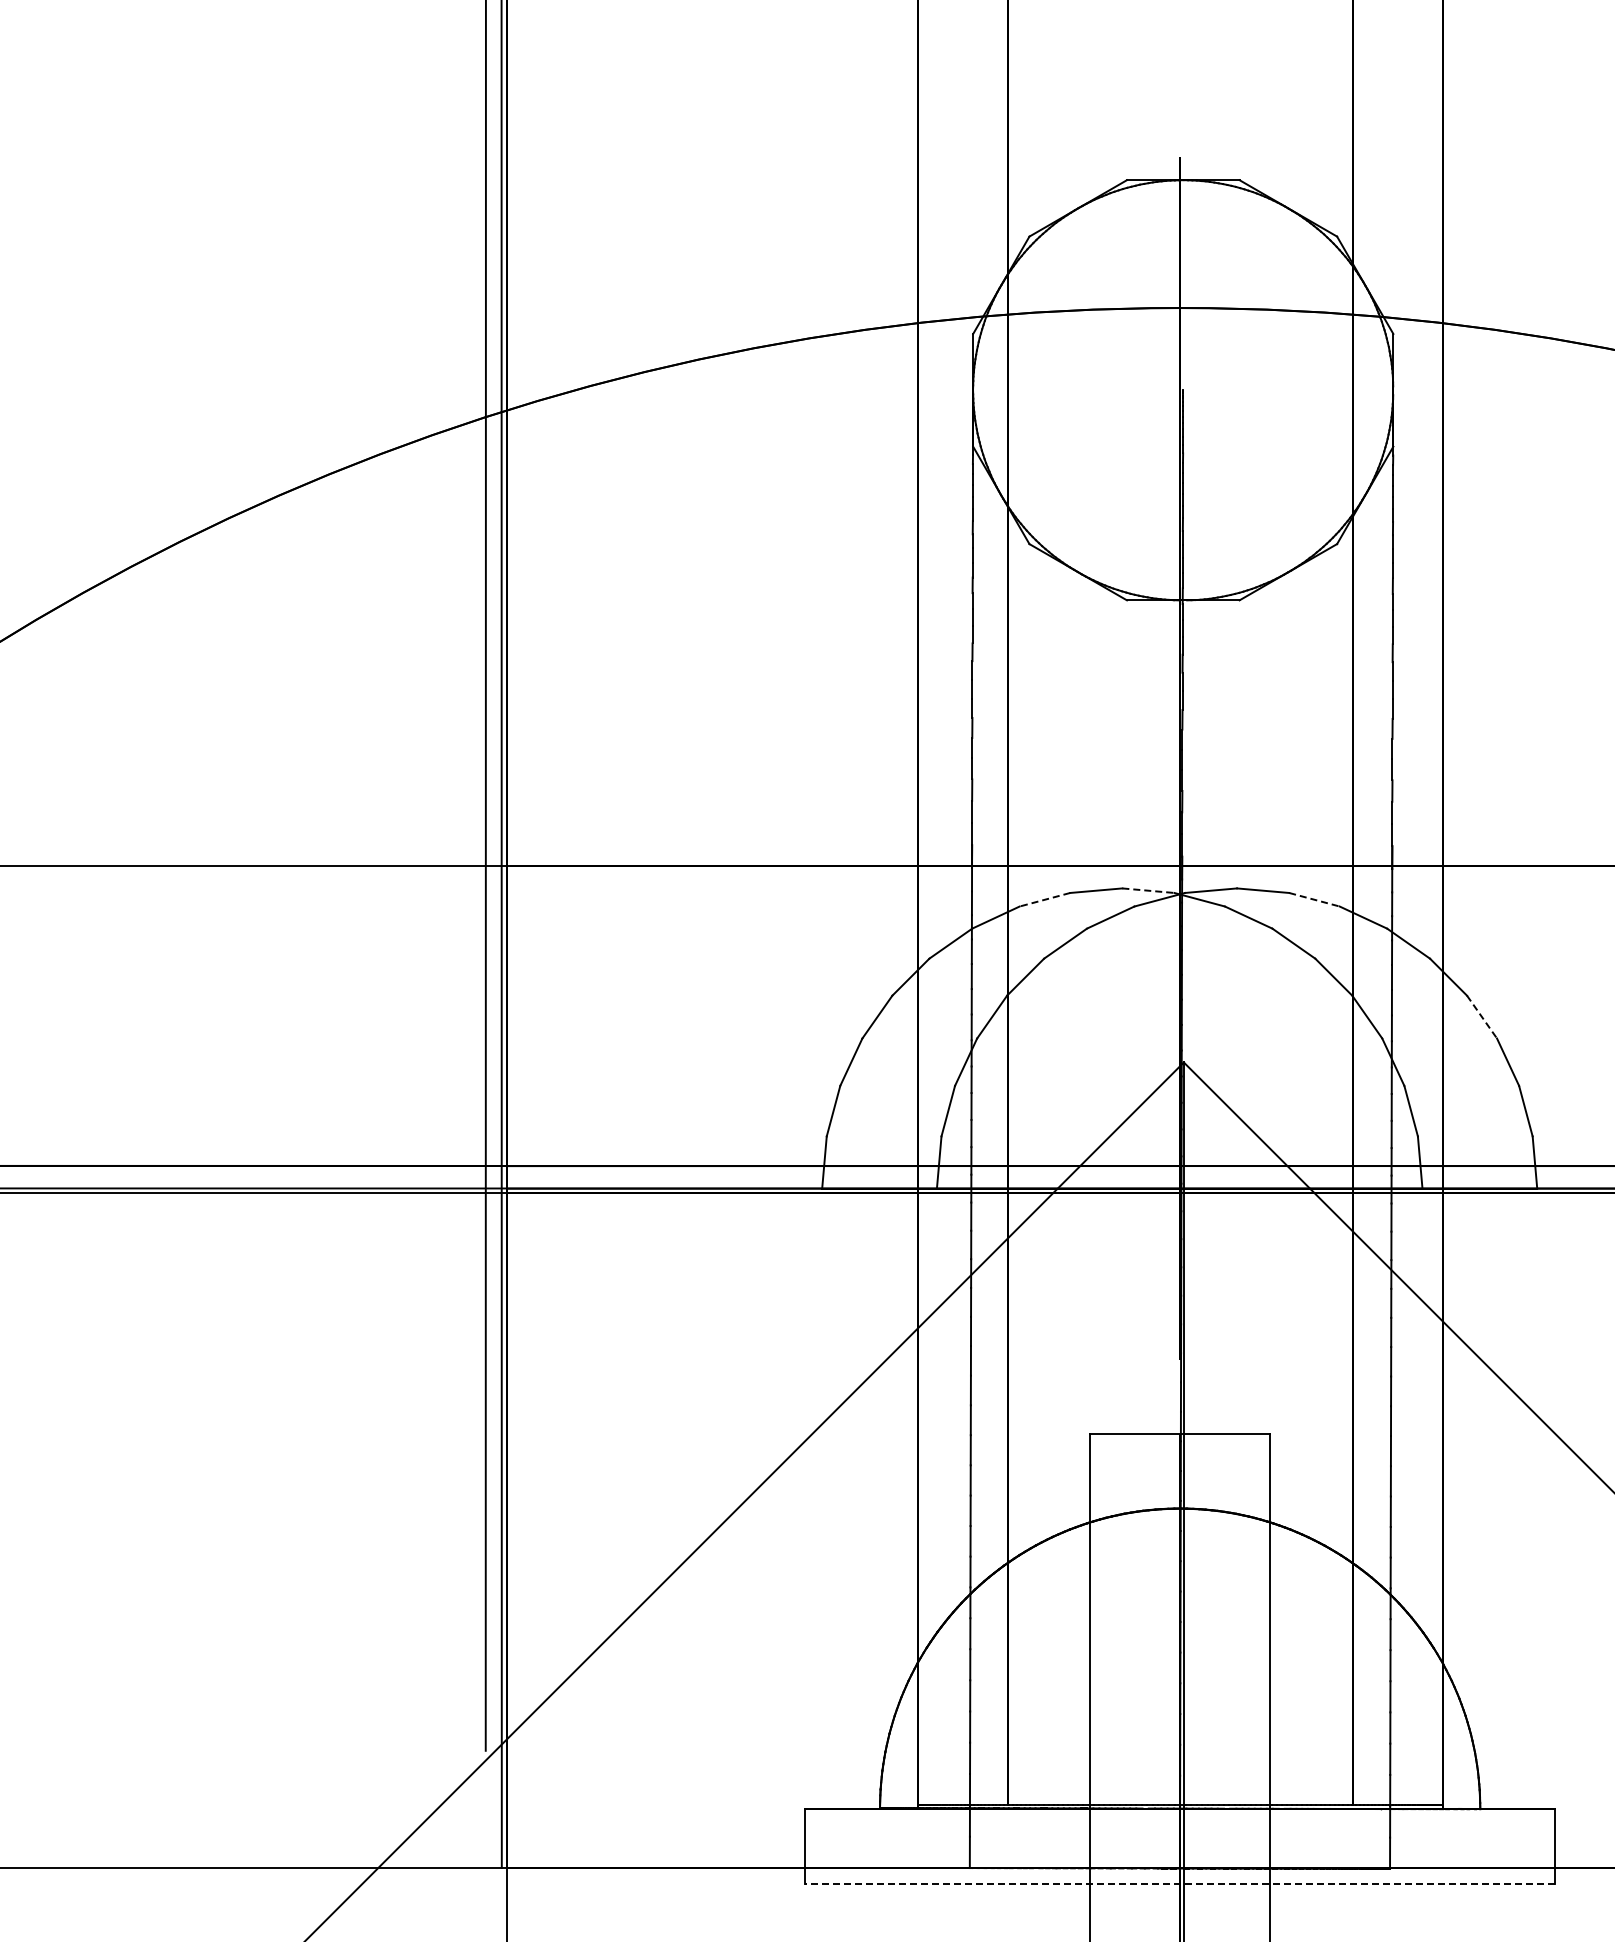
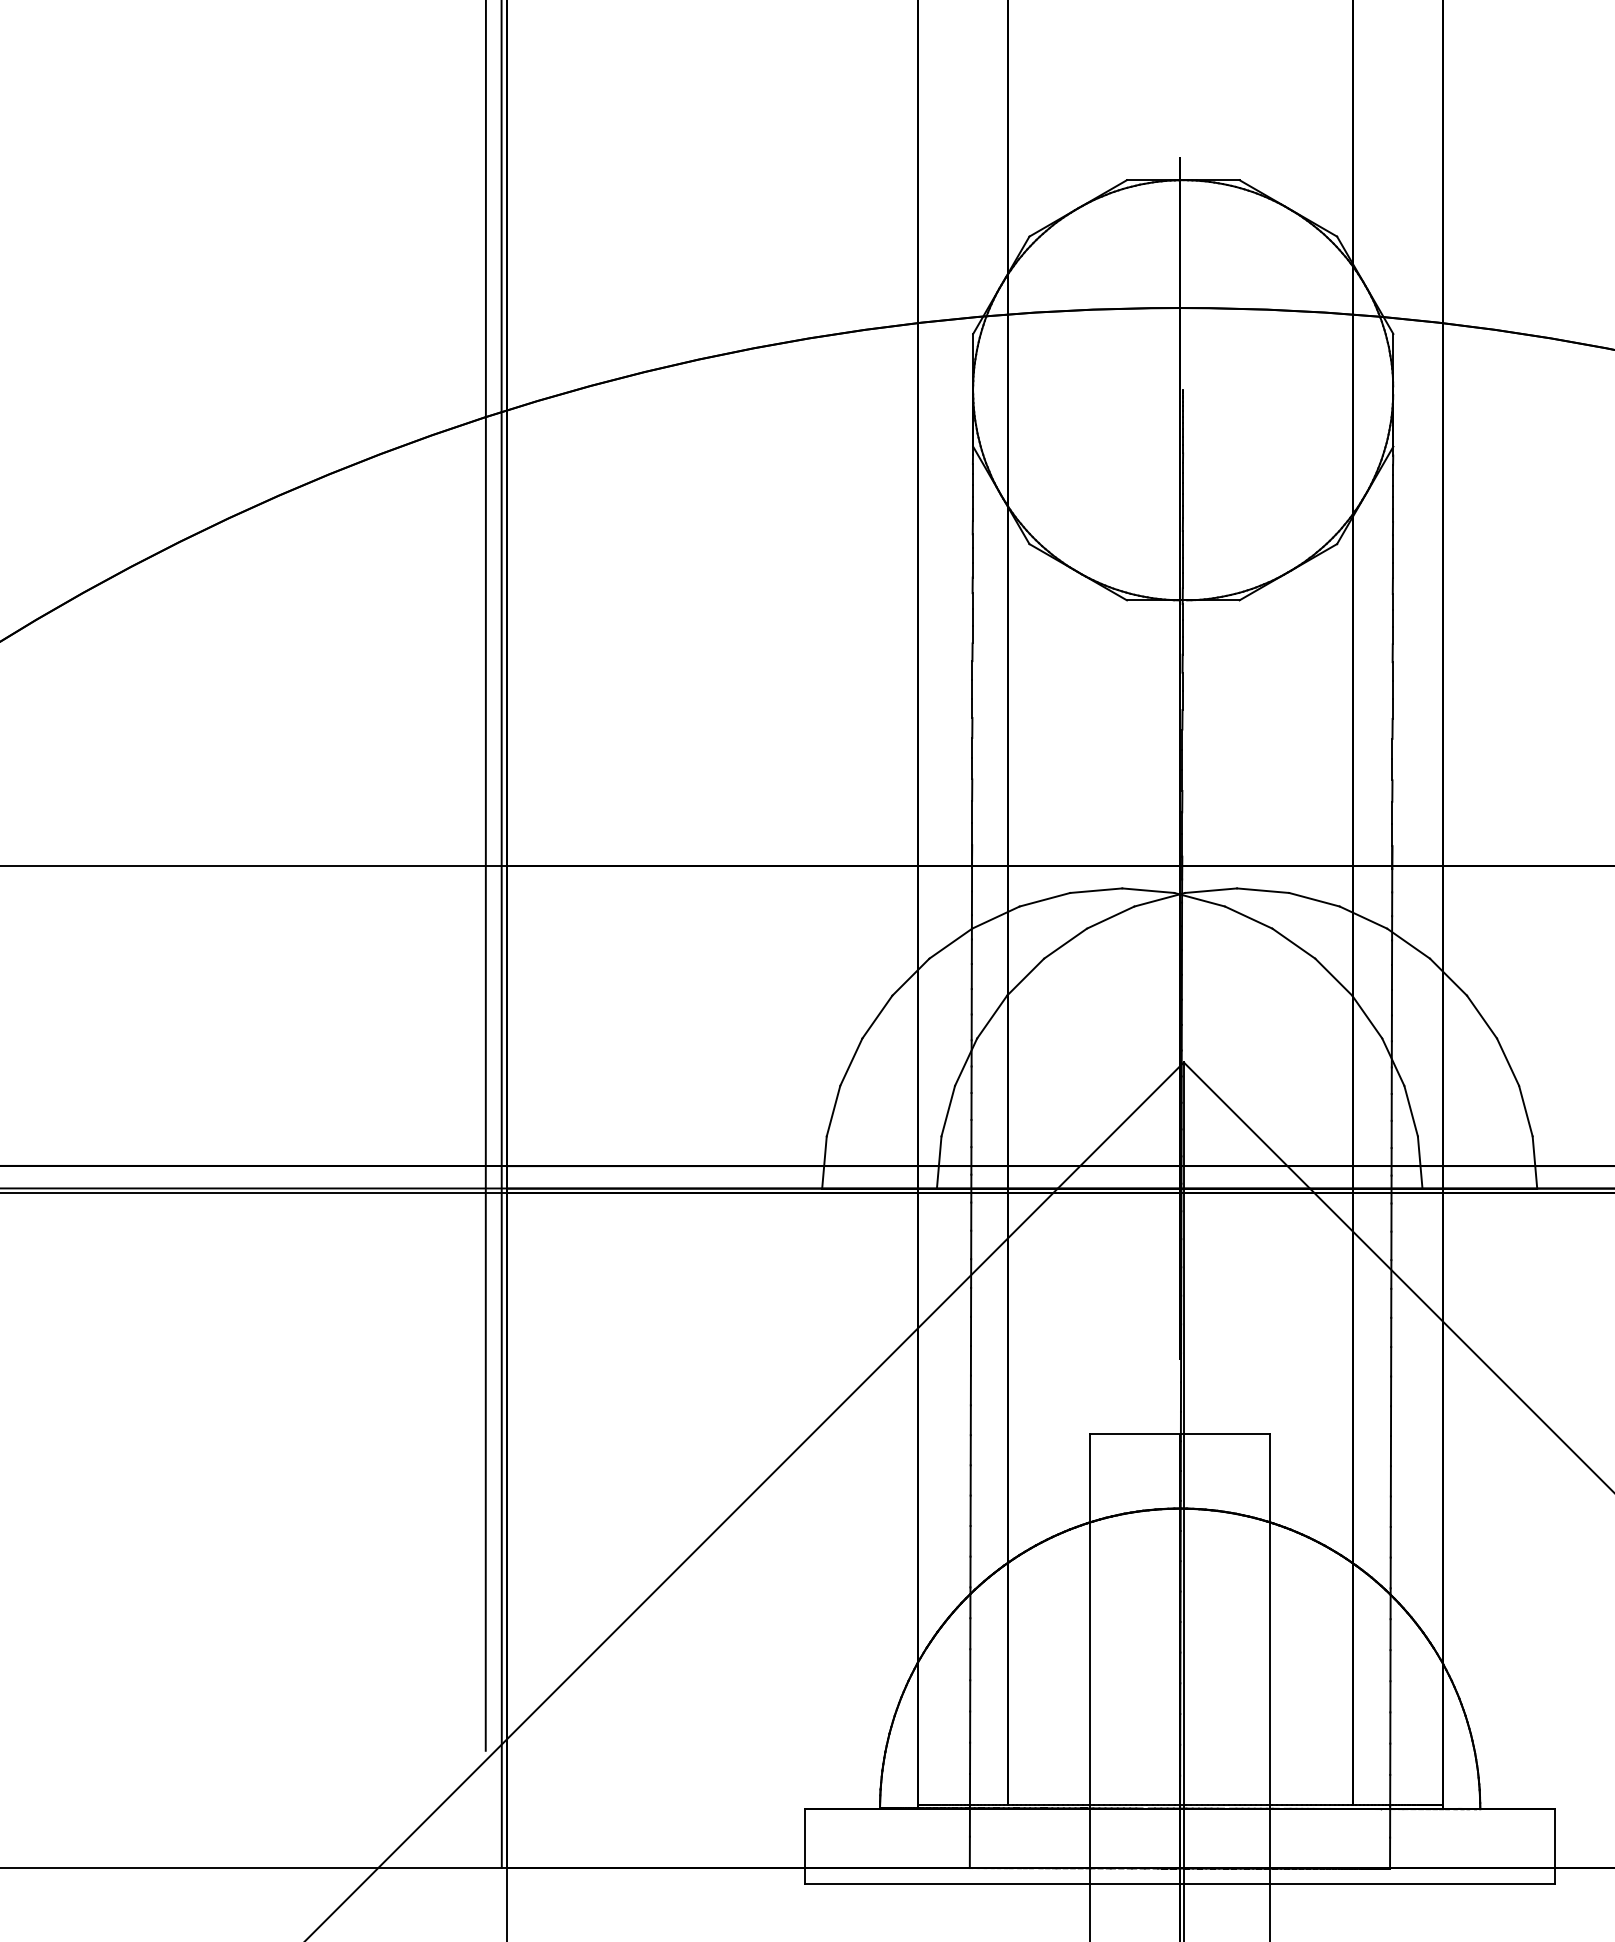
line: dashed -> solid (1148, 890)
line: dashed -> solid (1044, 899)
line: dashed -> solid (1314, 899)
line: dashed -> solid (1482, 1017)
line: dashed -> solid (1179, 1883)
